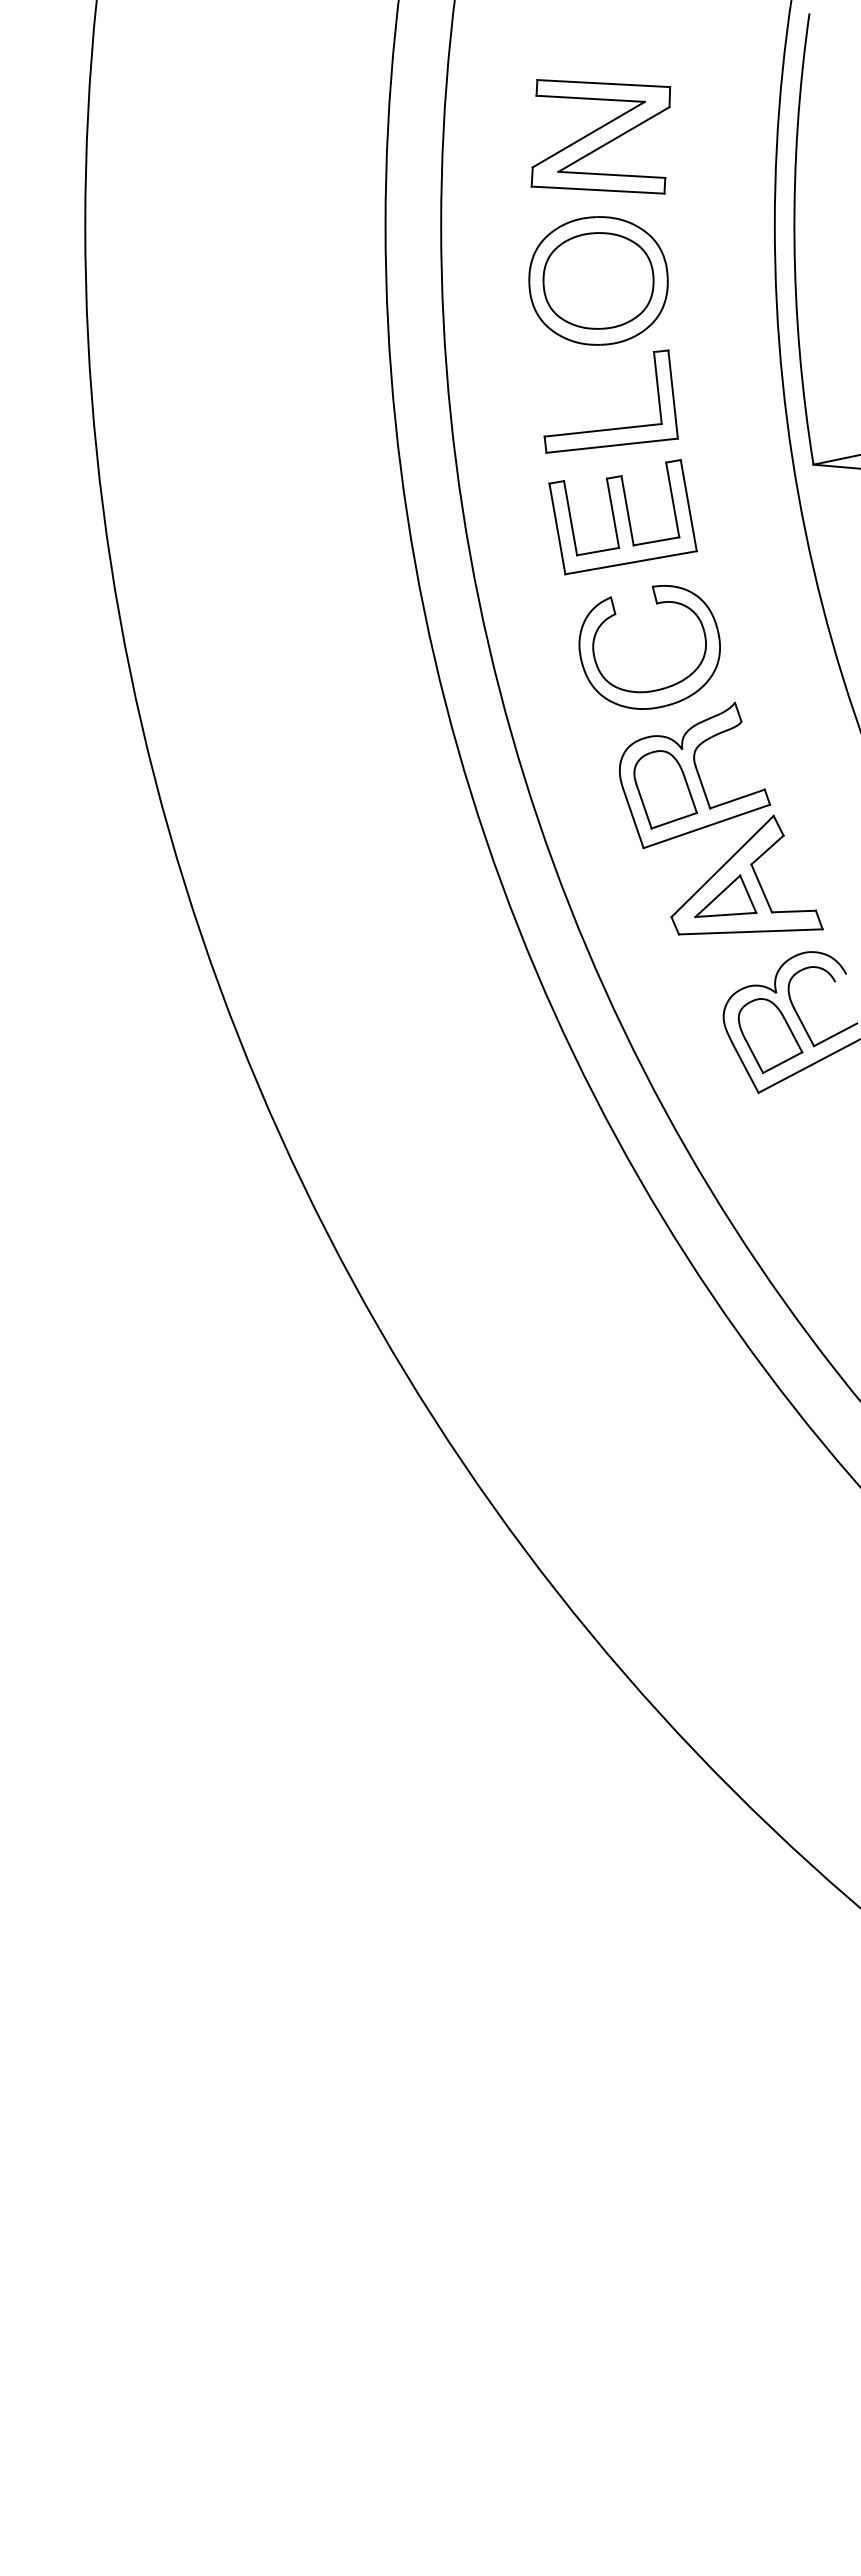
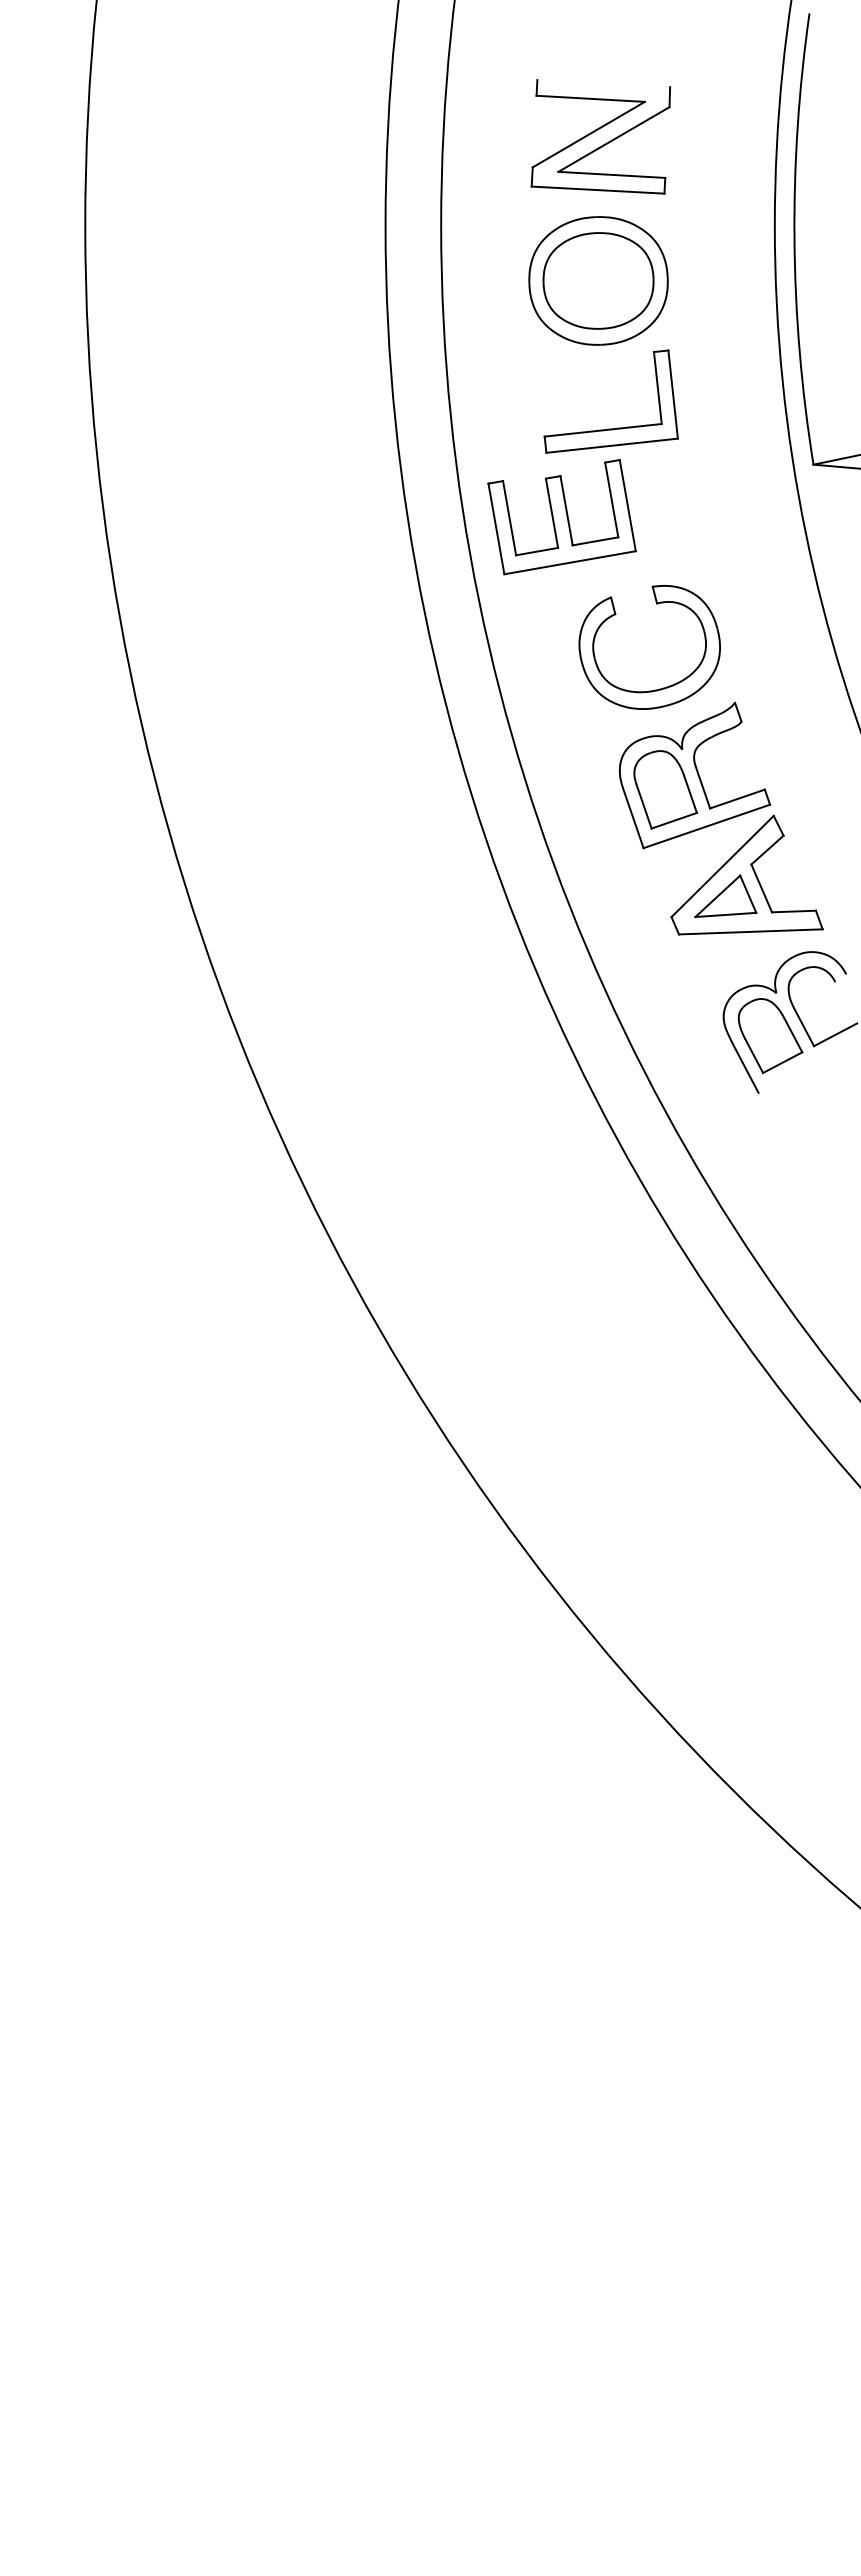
line: present -> none (603, 83)
part position: (622, 517) -> (561, 517) (561, 517)
line: present -> none (807, 1066)
